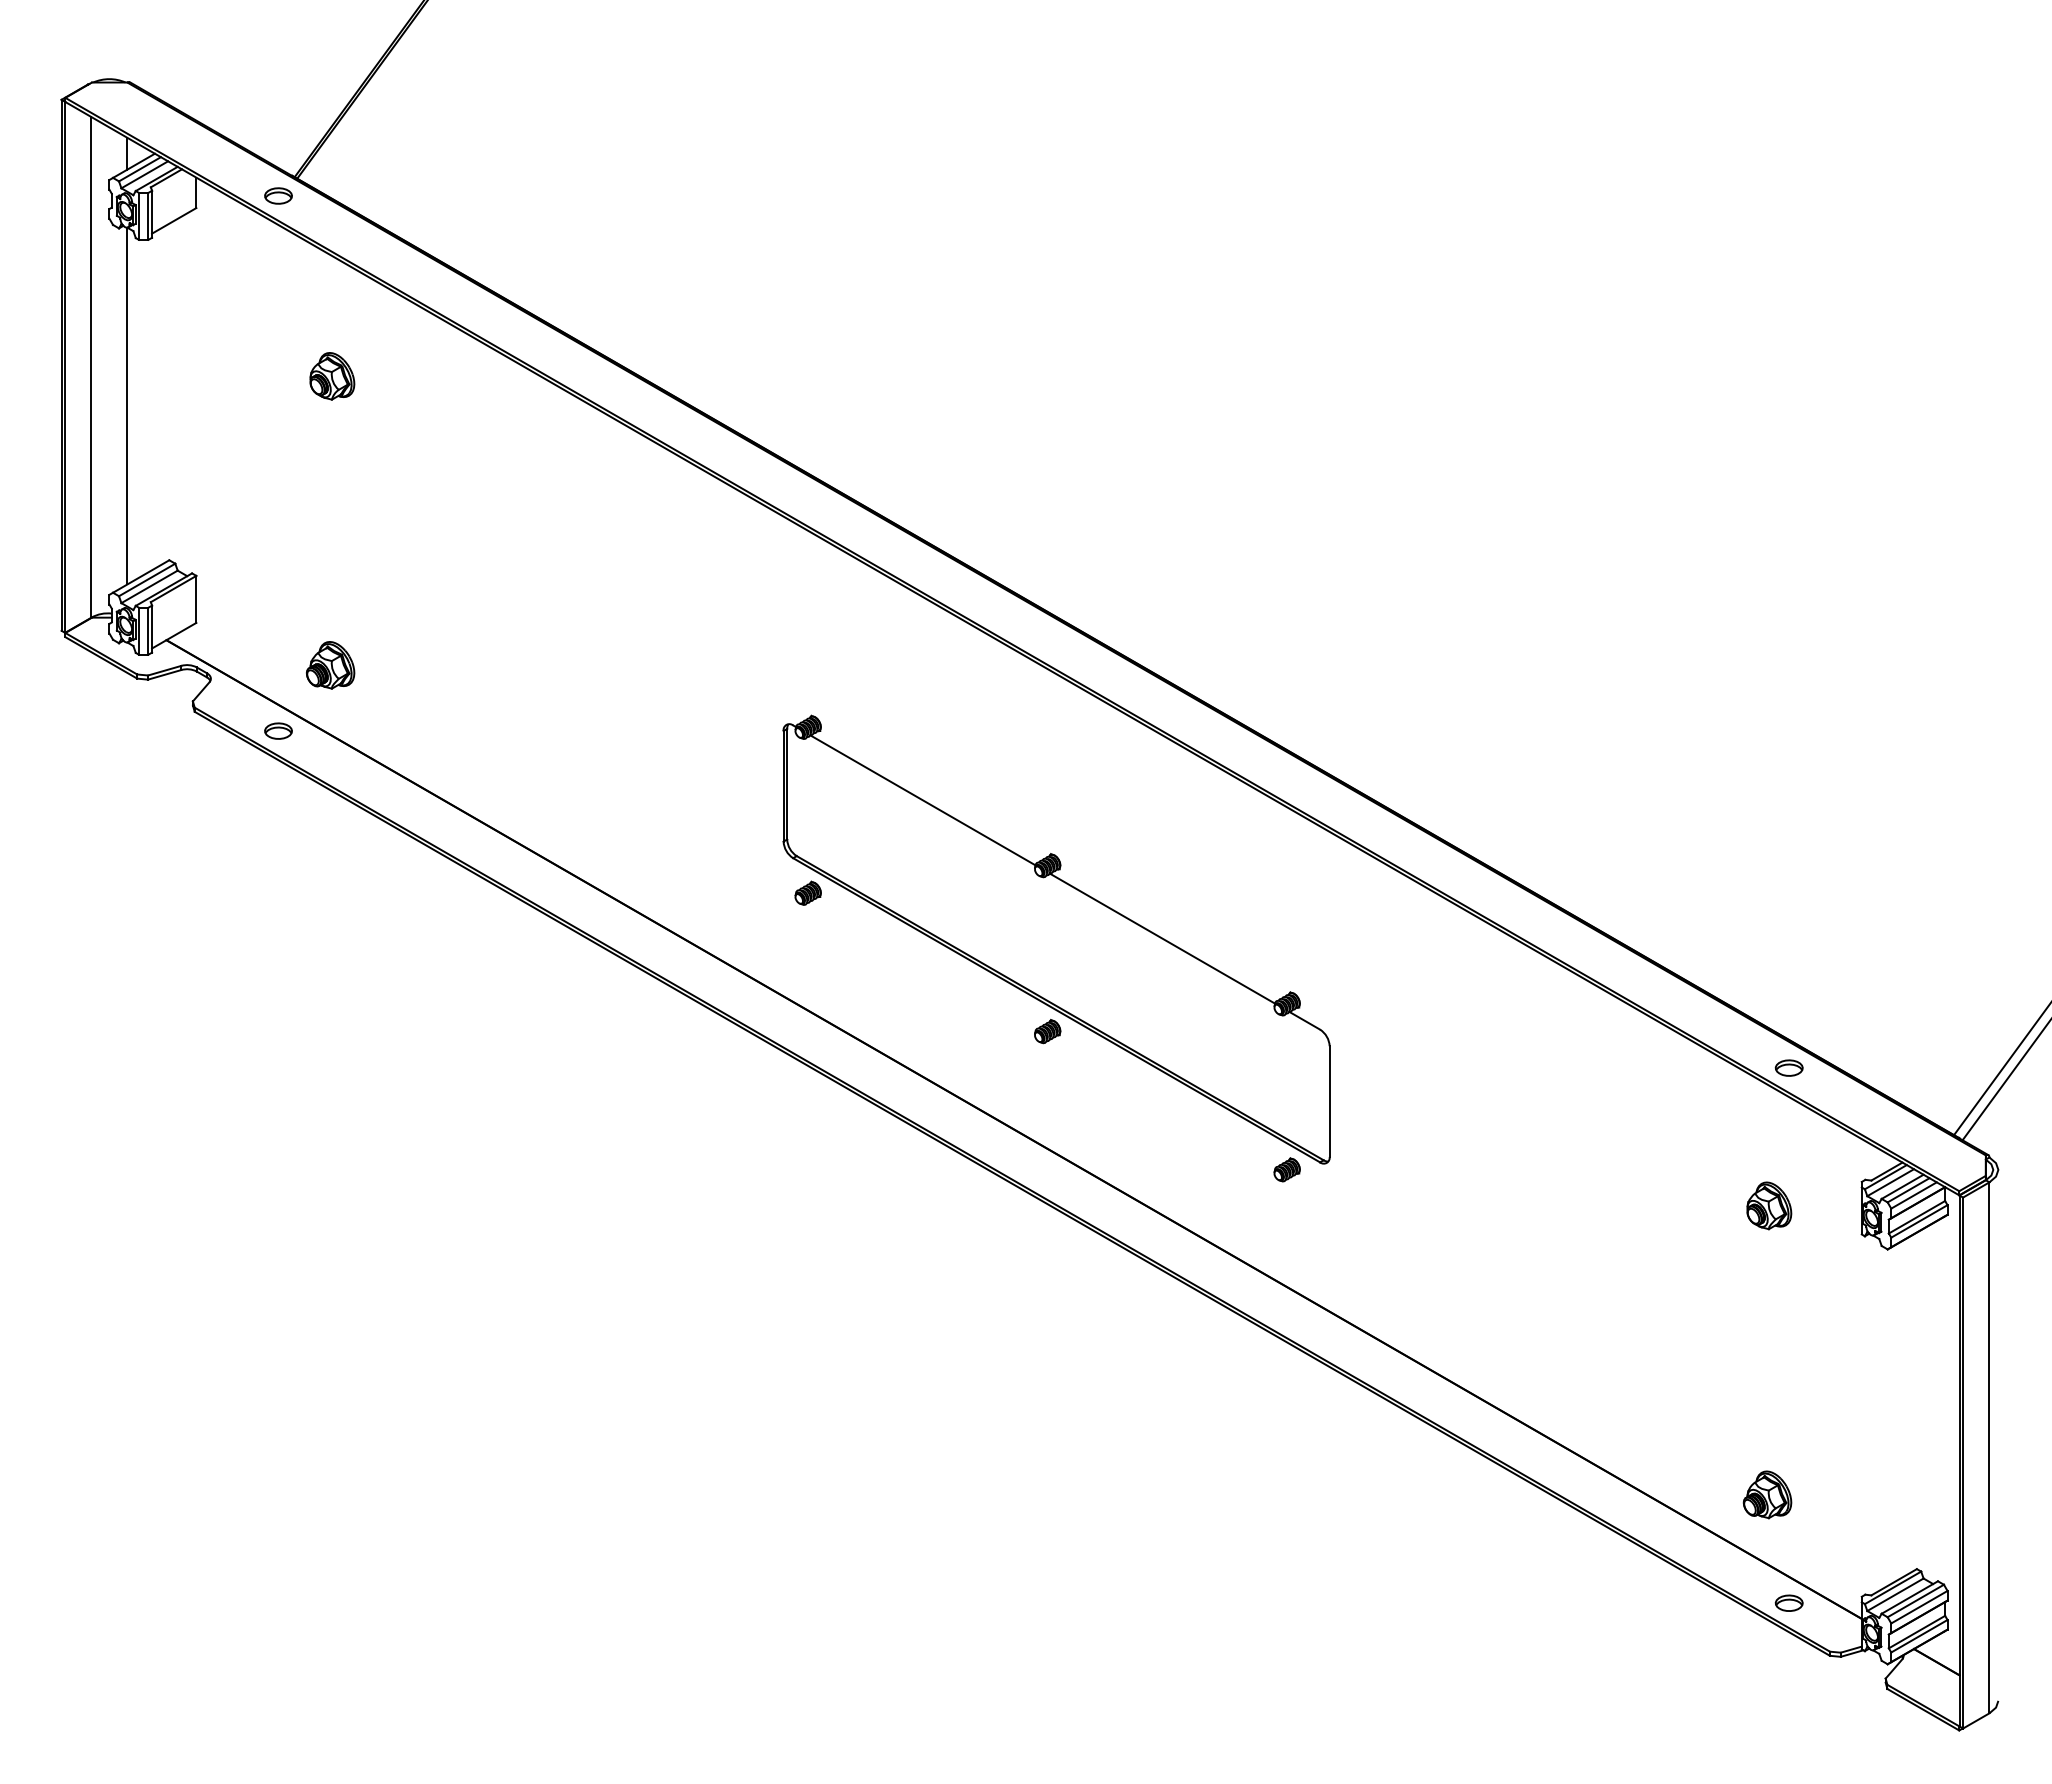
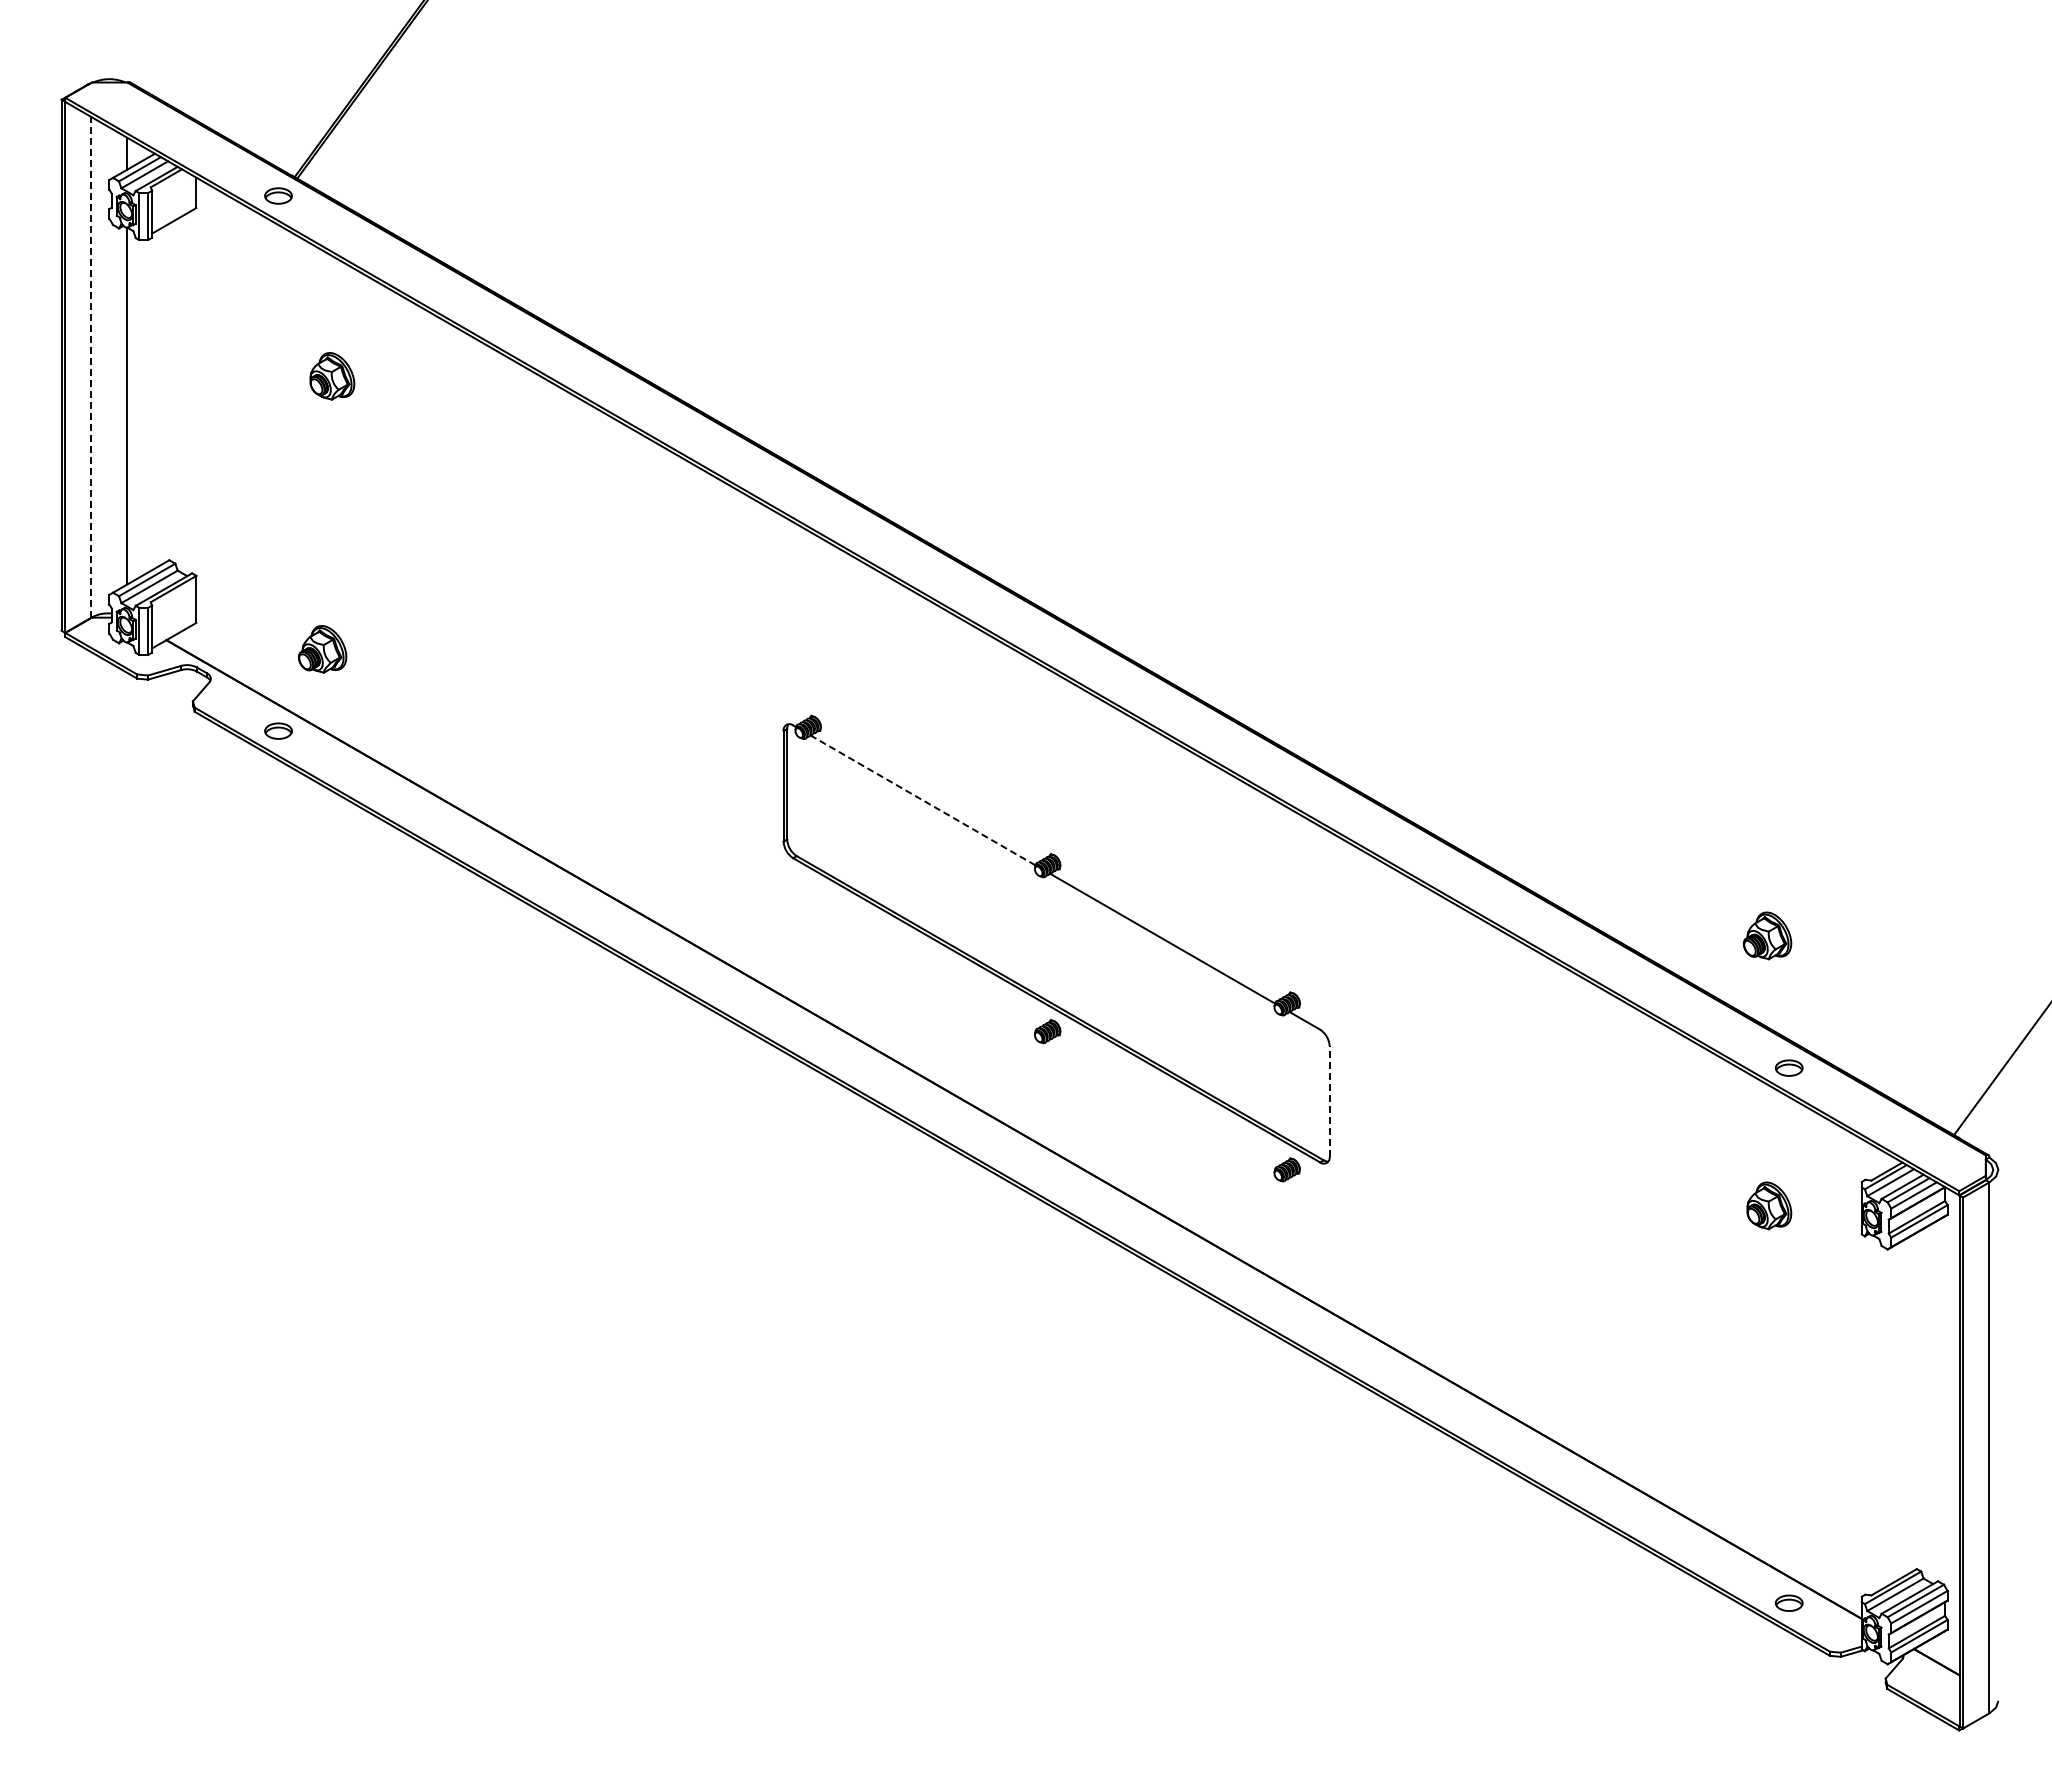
line: solid -> dashed (91, 366)
part position: (330, 665) -> (322, 649) (322, 649)
line: solid -> dashed (922, 800)
part: present -> none (807, 892)
line: present -> none (2005, 1081)
line: solid -> dashed (1329, 1101)
part position: (1767, 1494) -> (1767, 935) (1767, 935)
